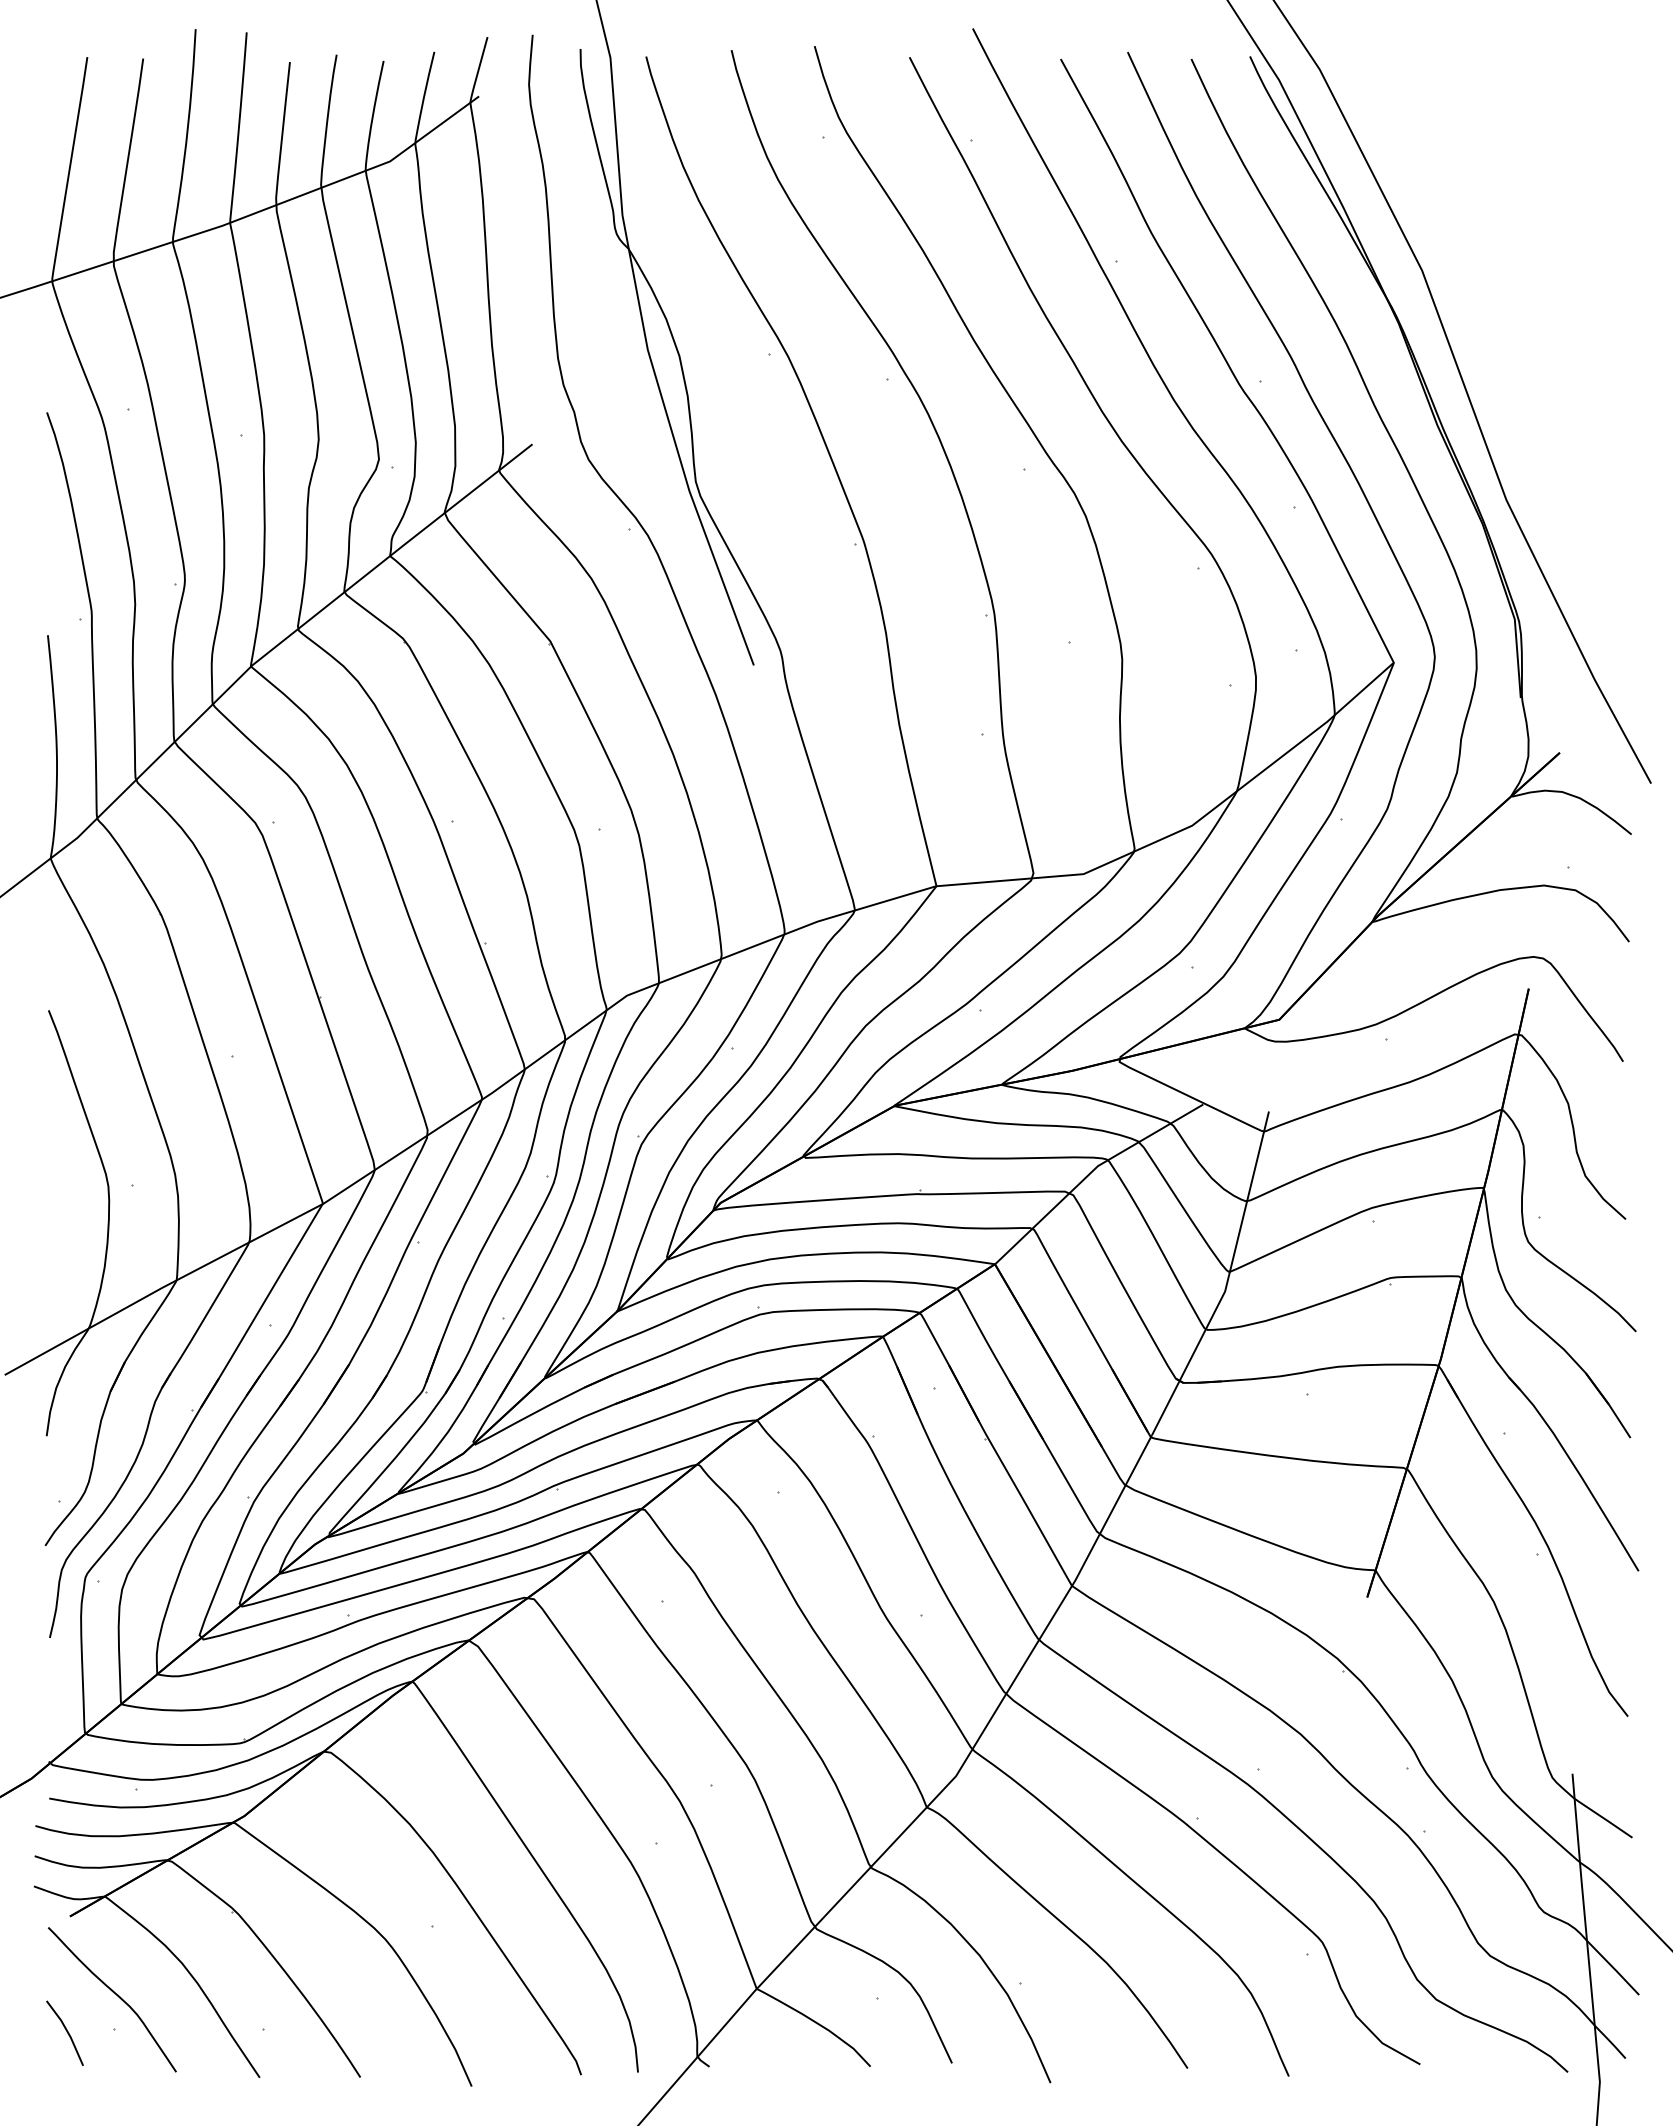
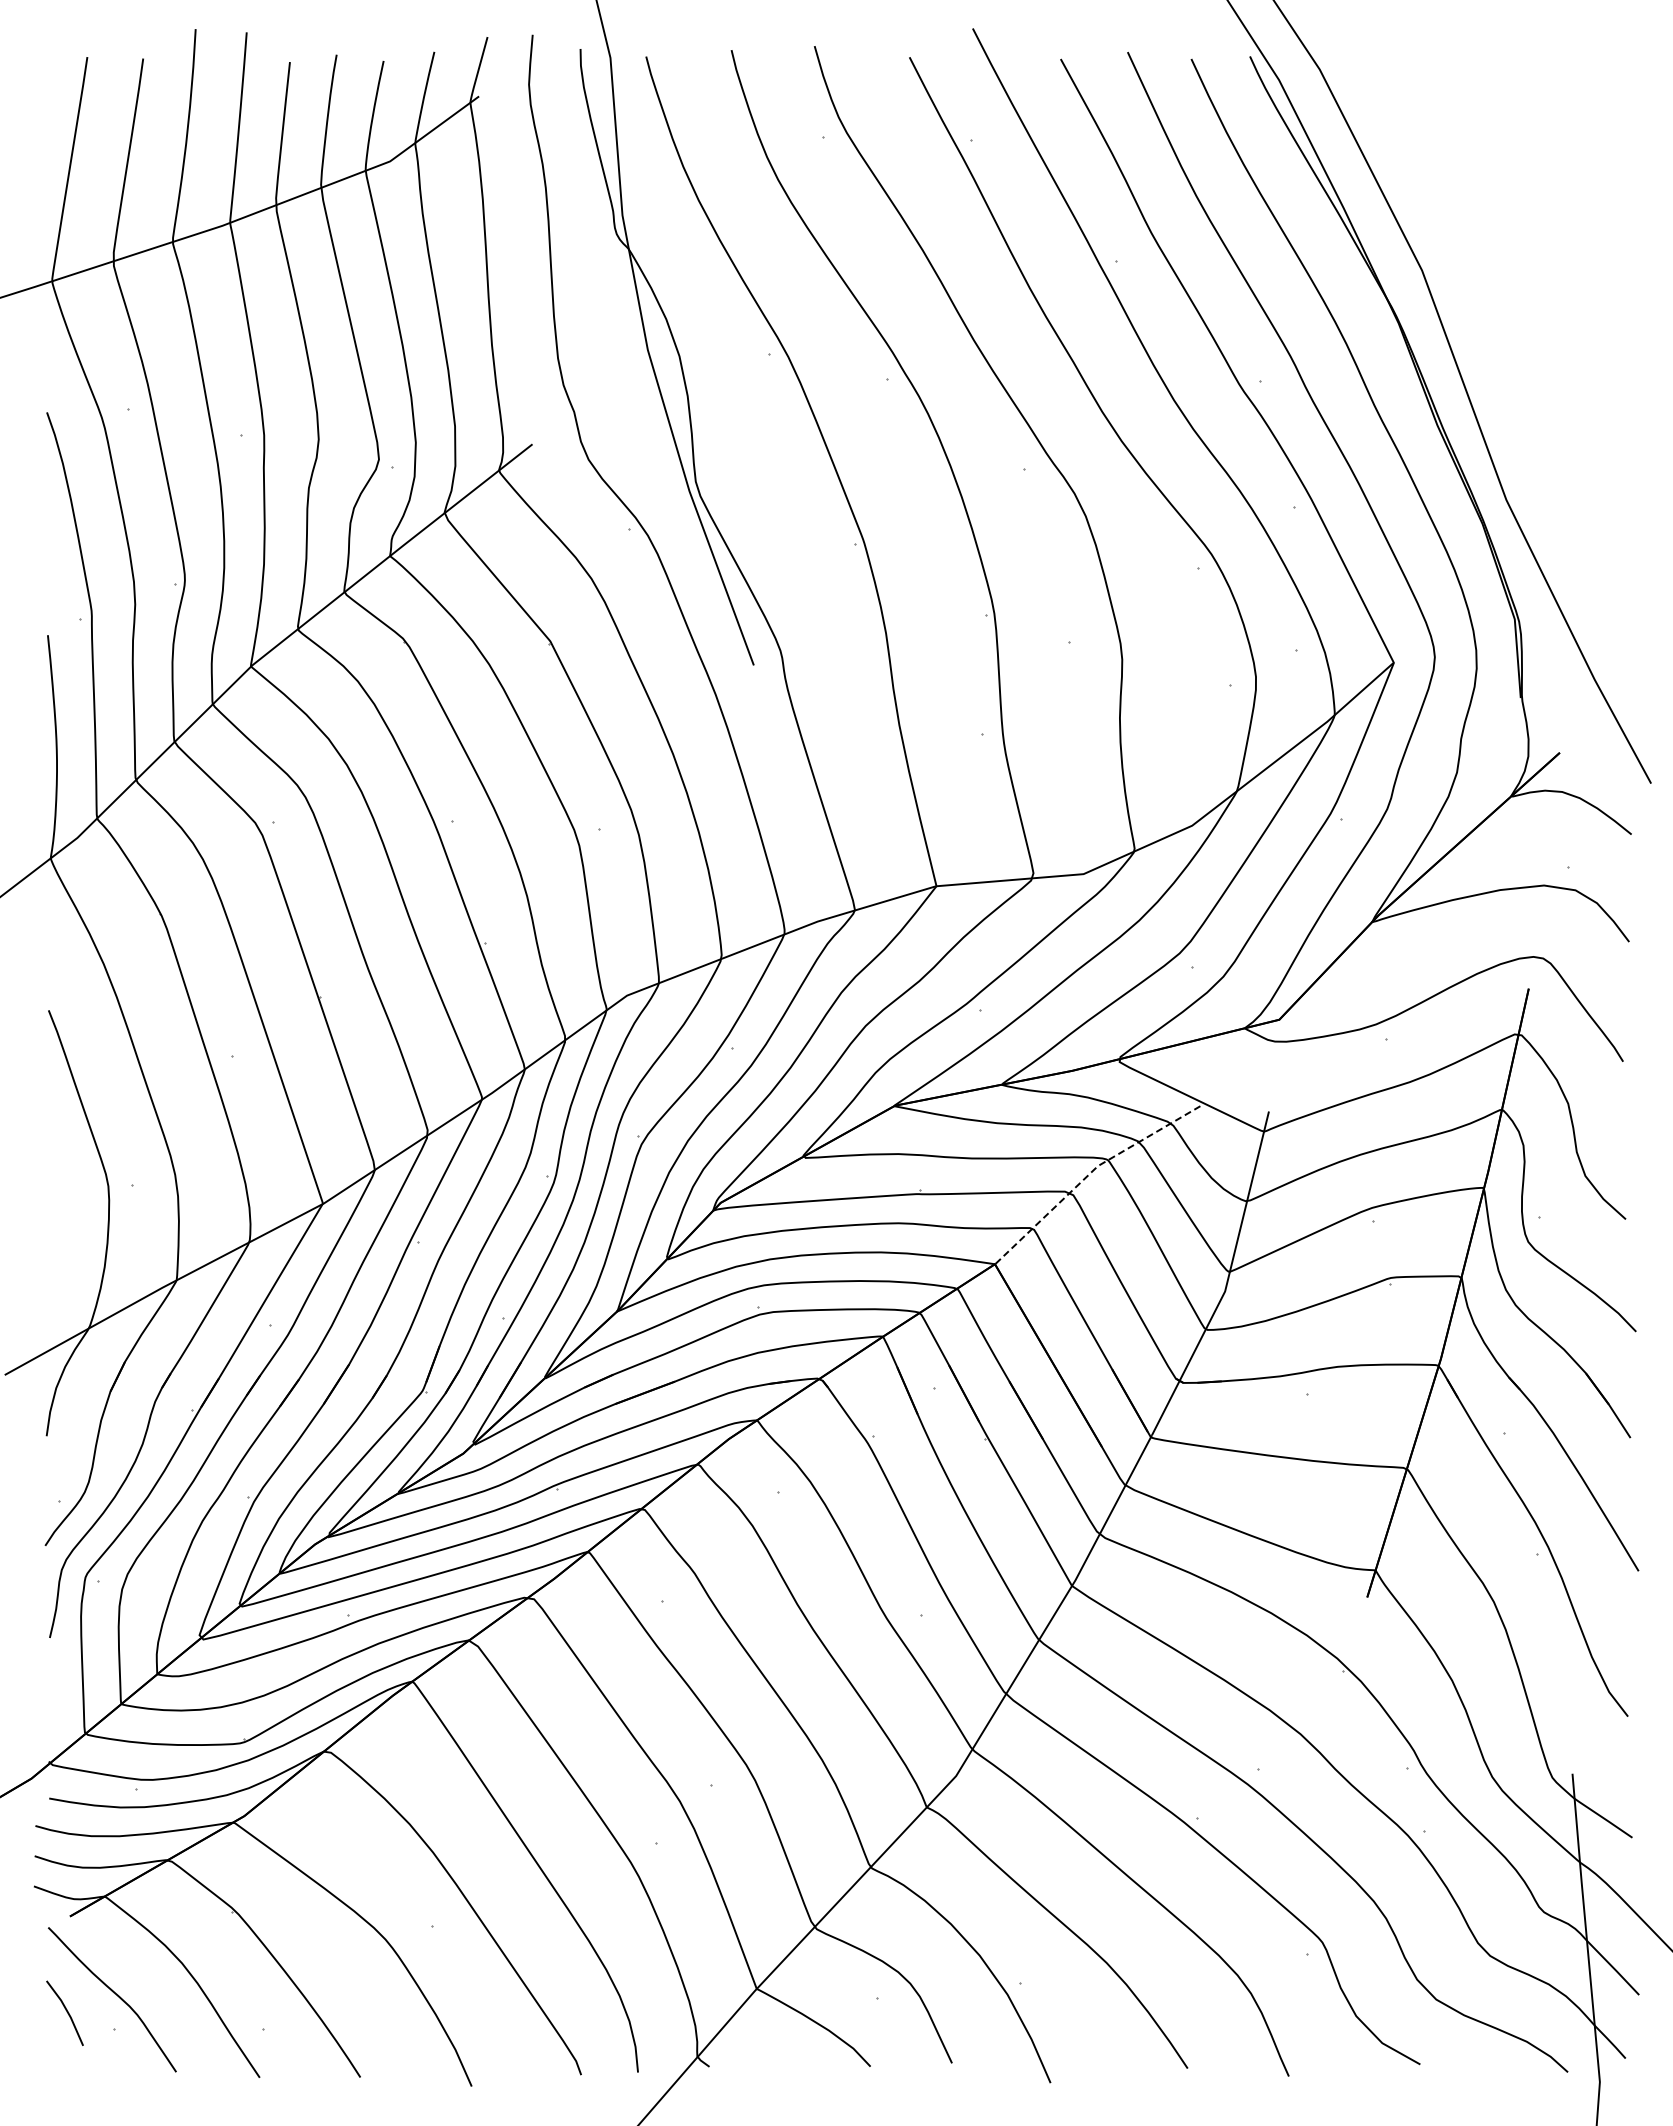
line: solid -> dashed (1091, 1172)
line position: (66, 2032) -> (66, 2012) (66, 2012)
